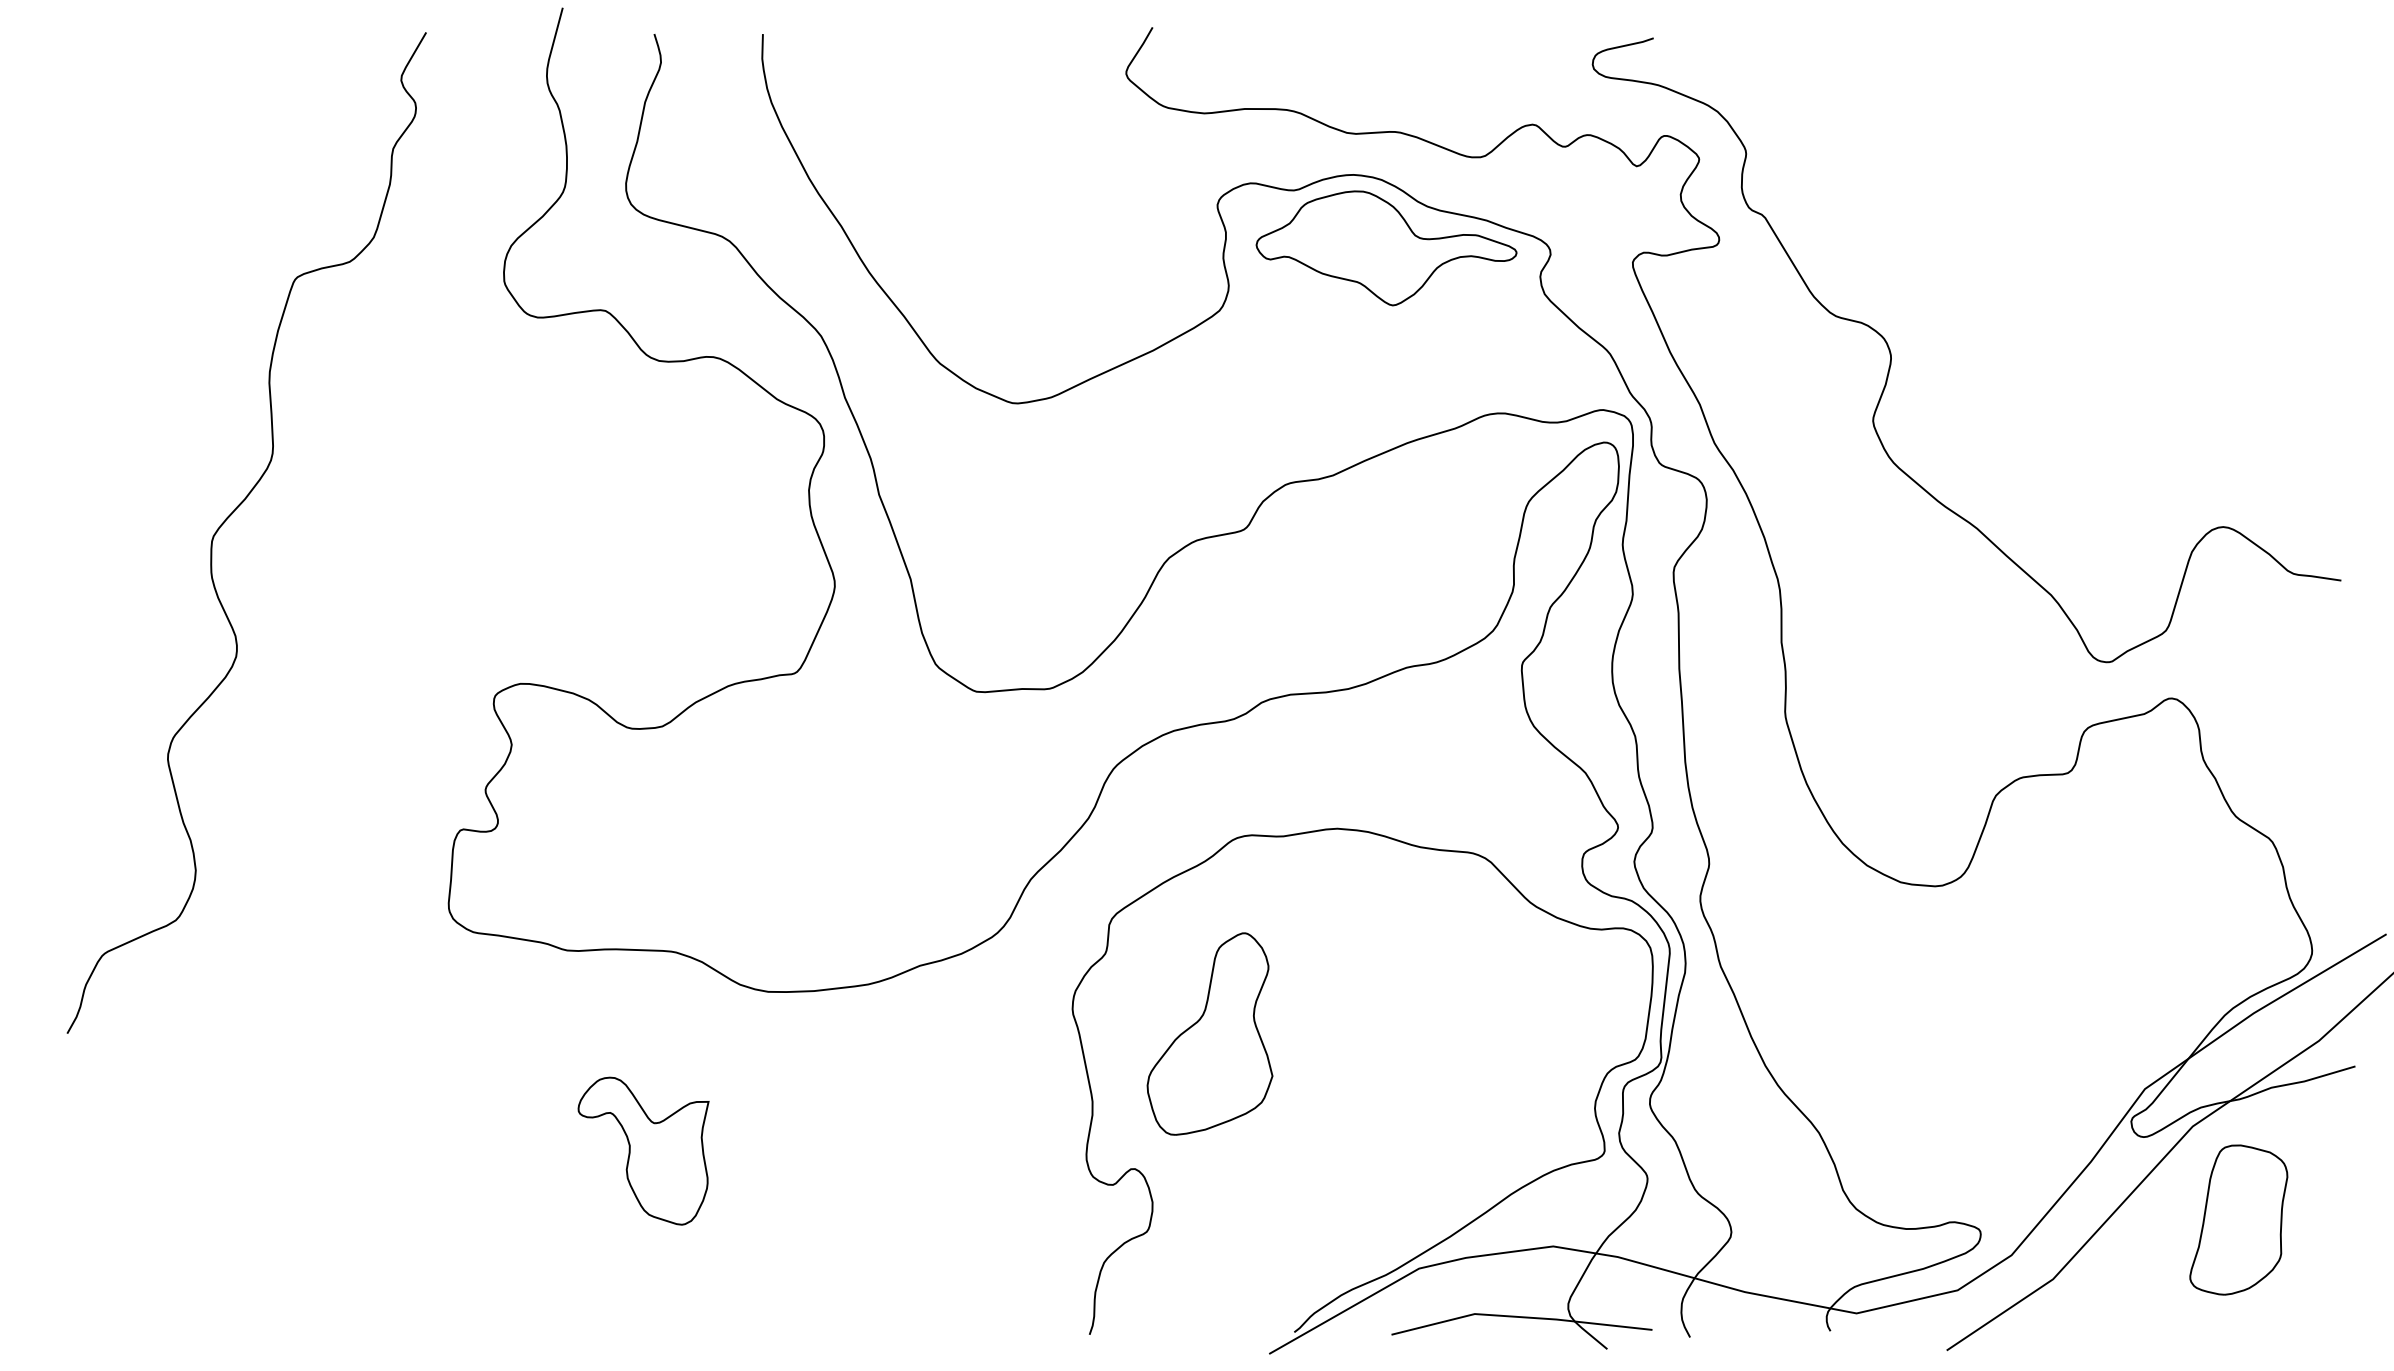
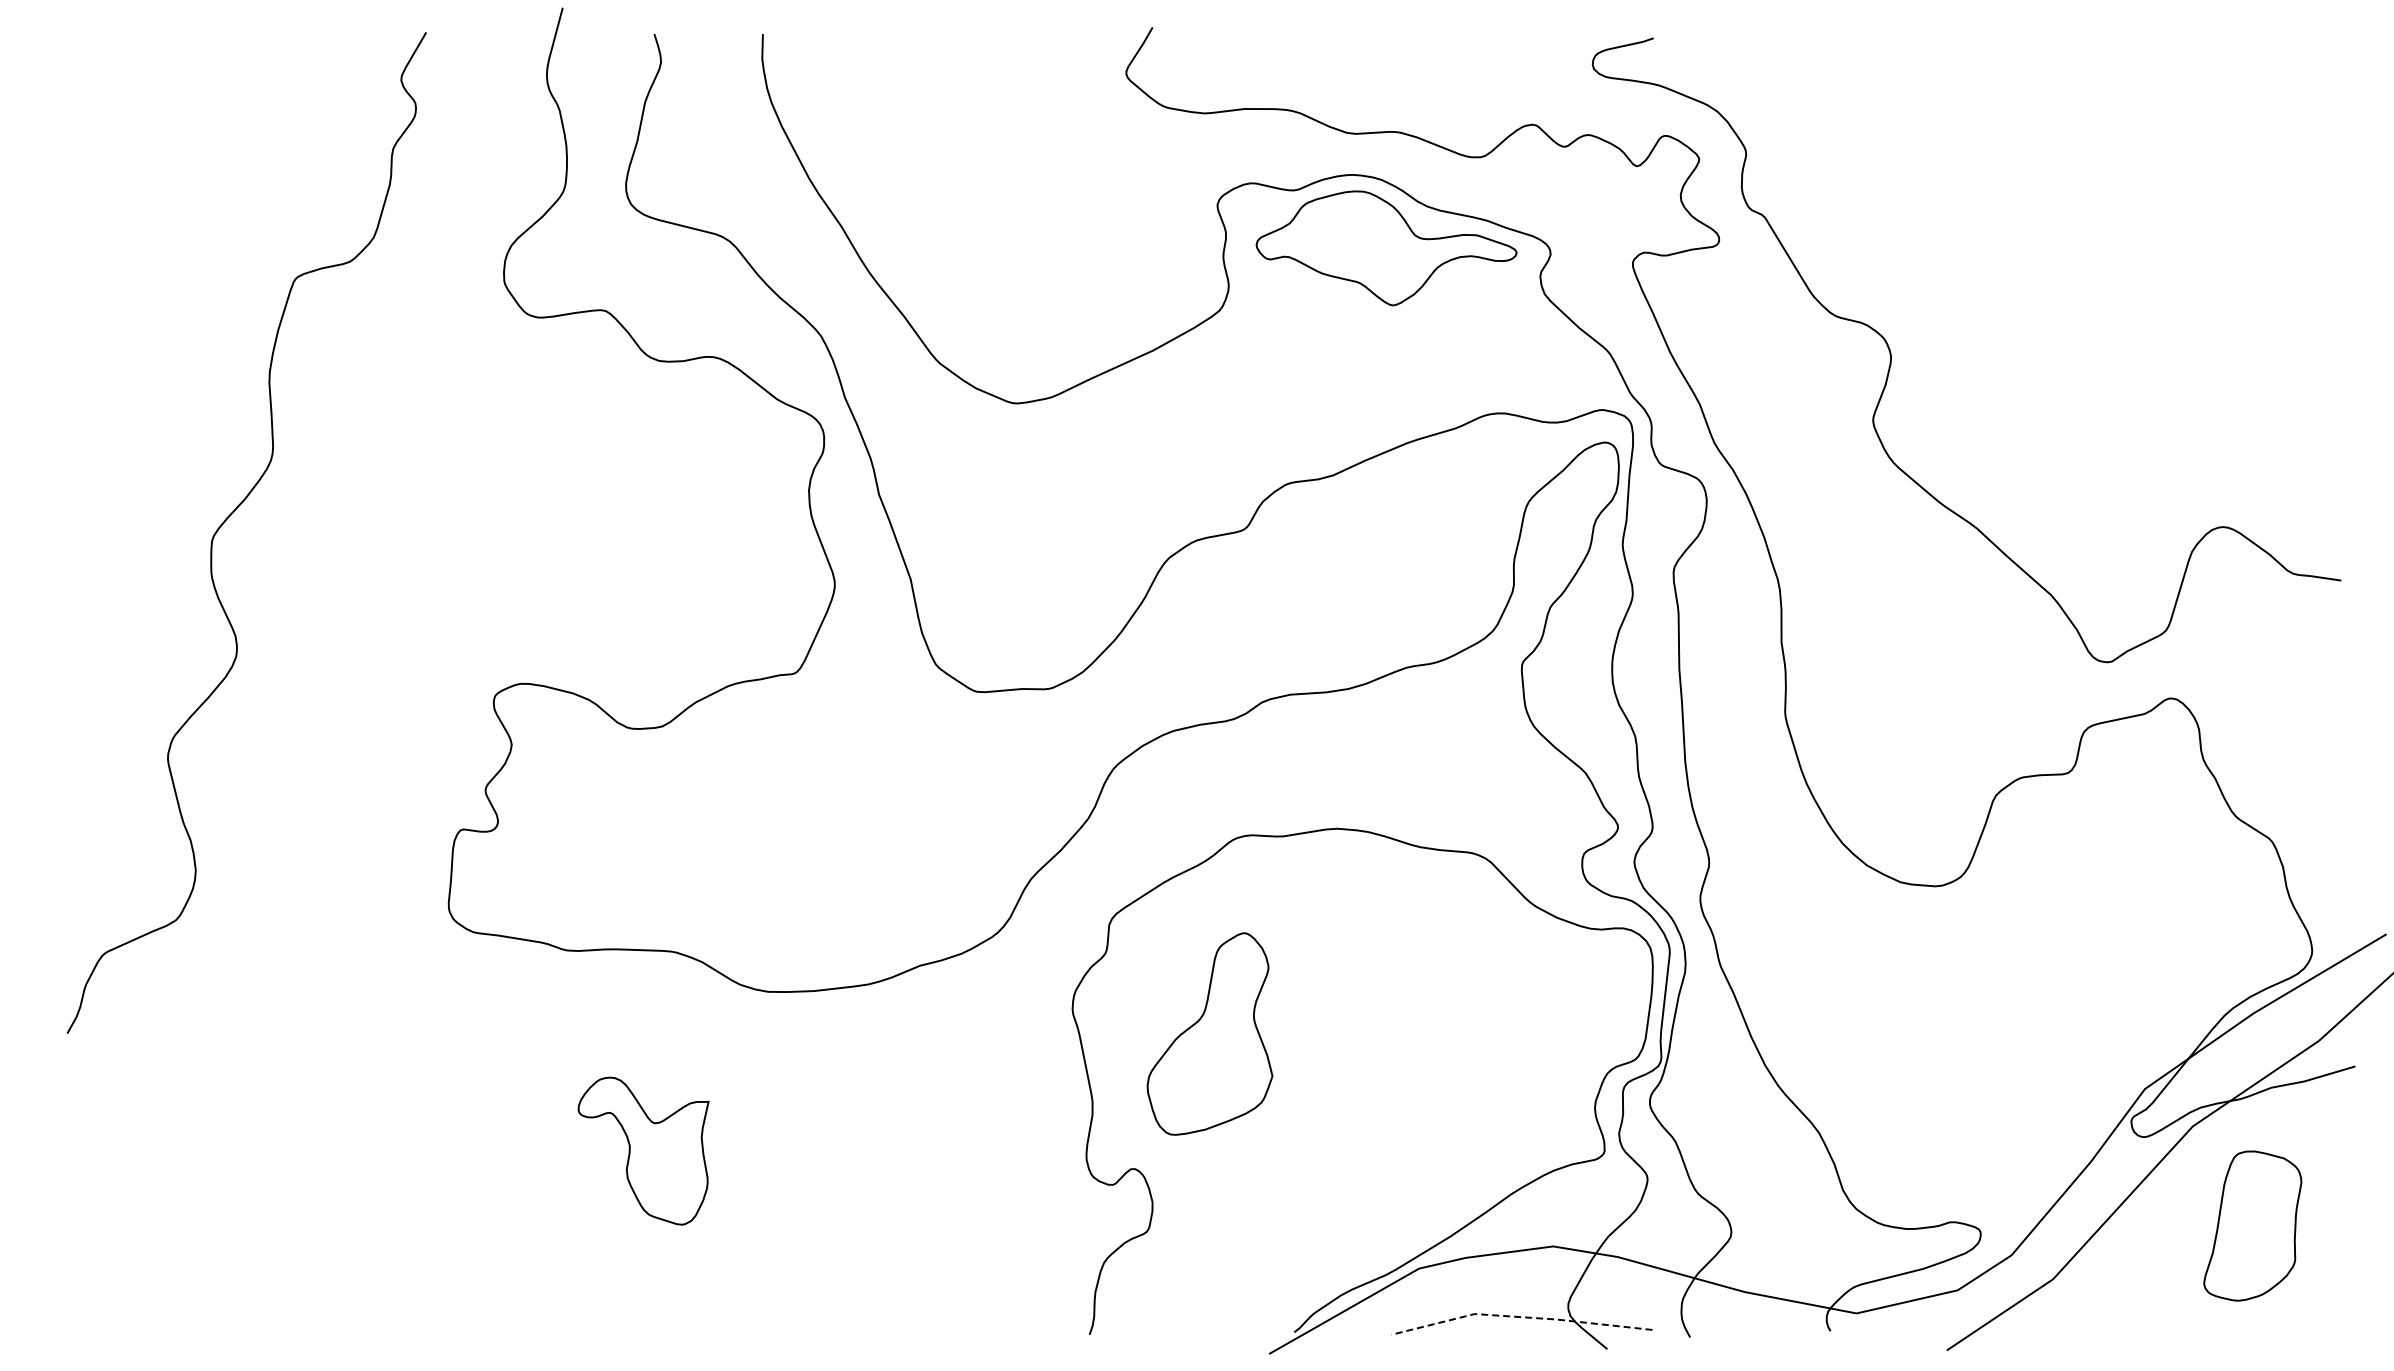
part position: (2238, 1219) -> (2252, 1225) (2252, 1225)
line: solid -> dashed (1520, 1317)
